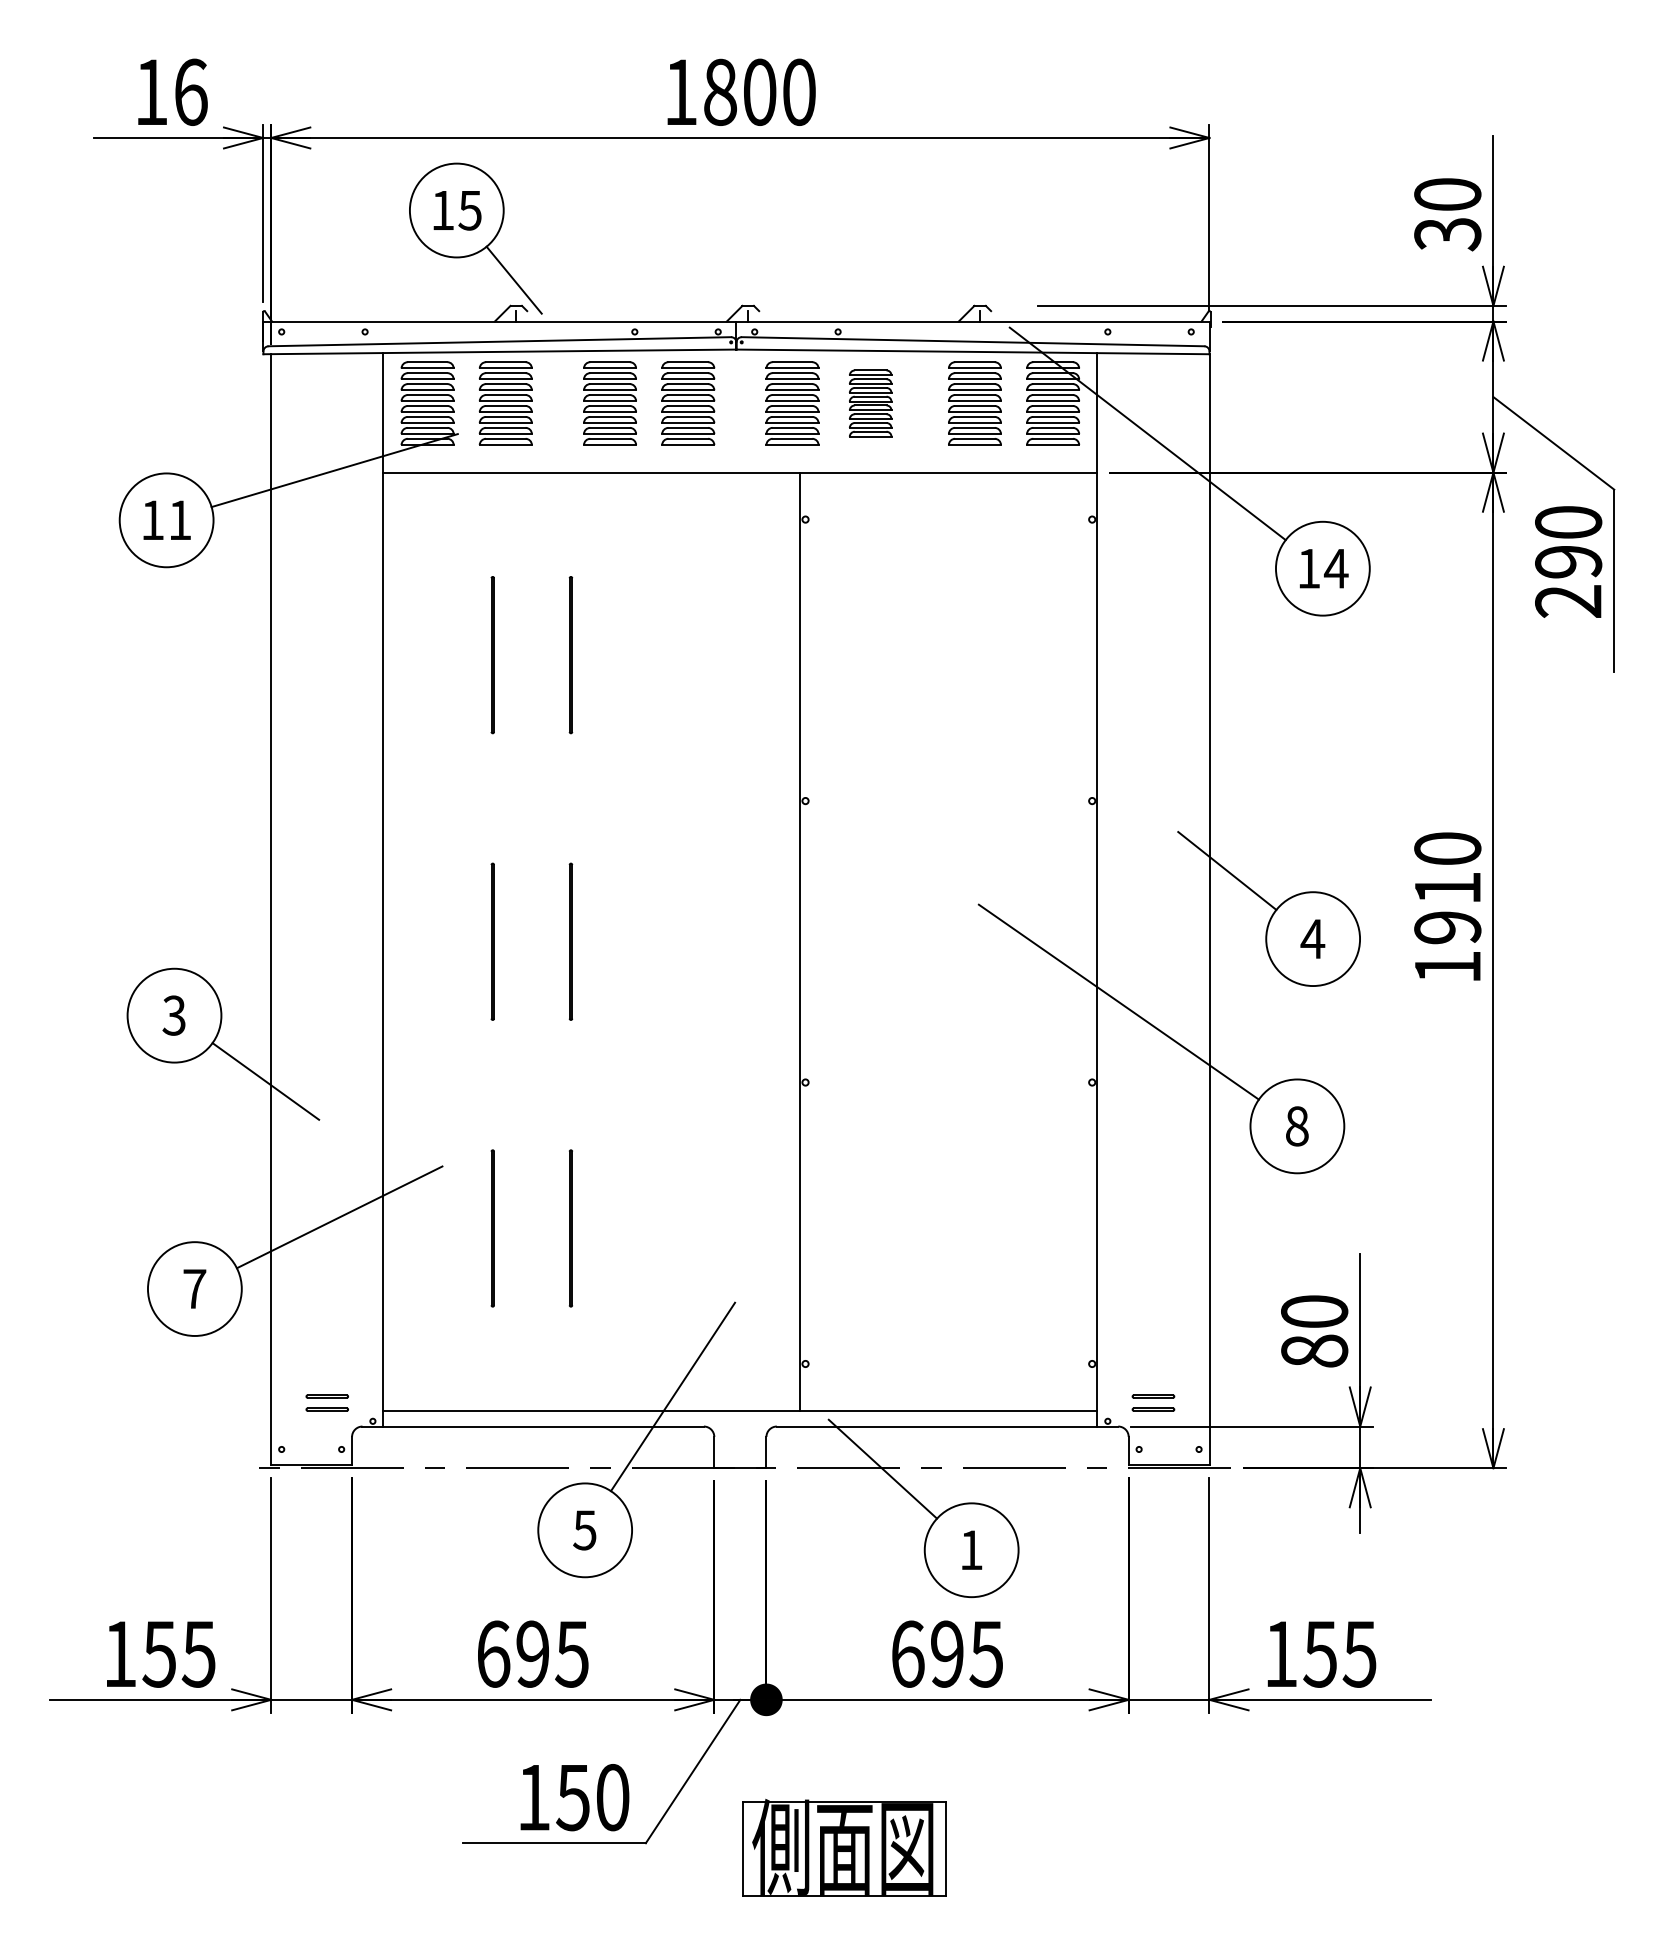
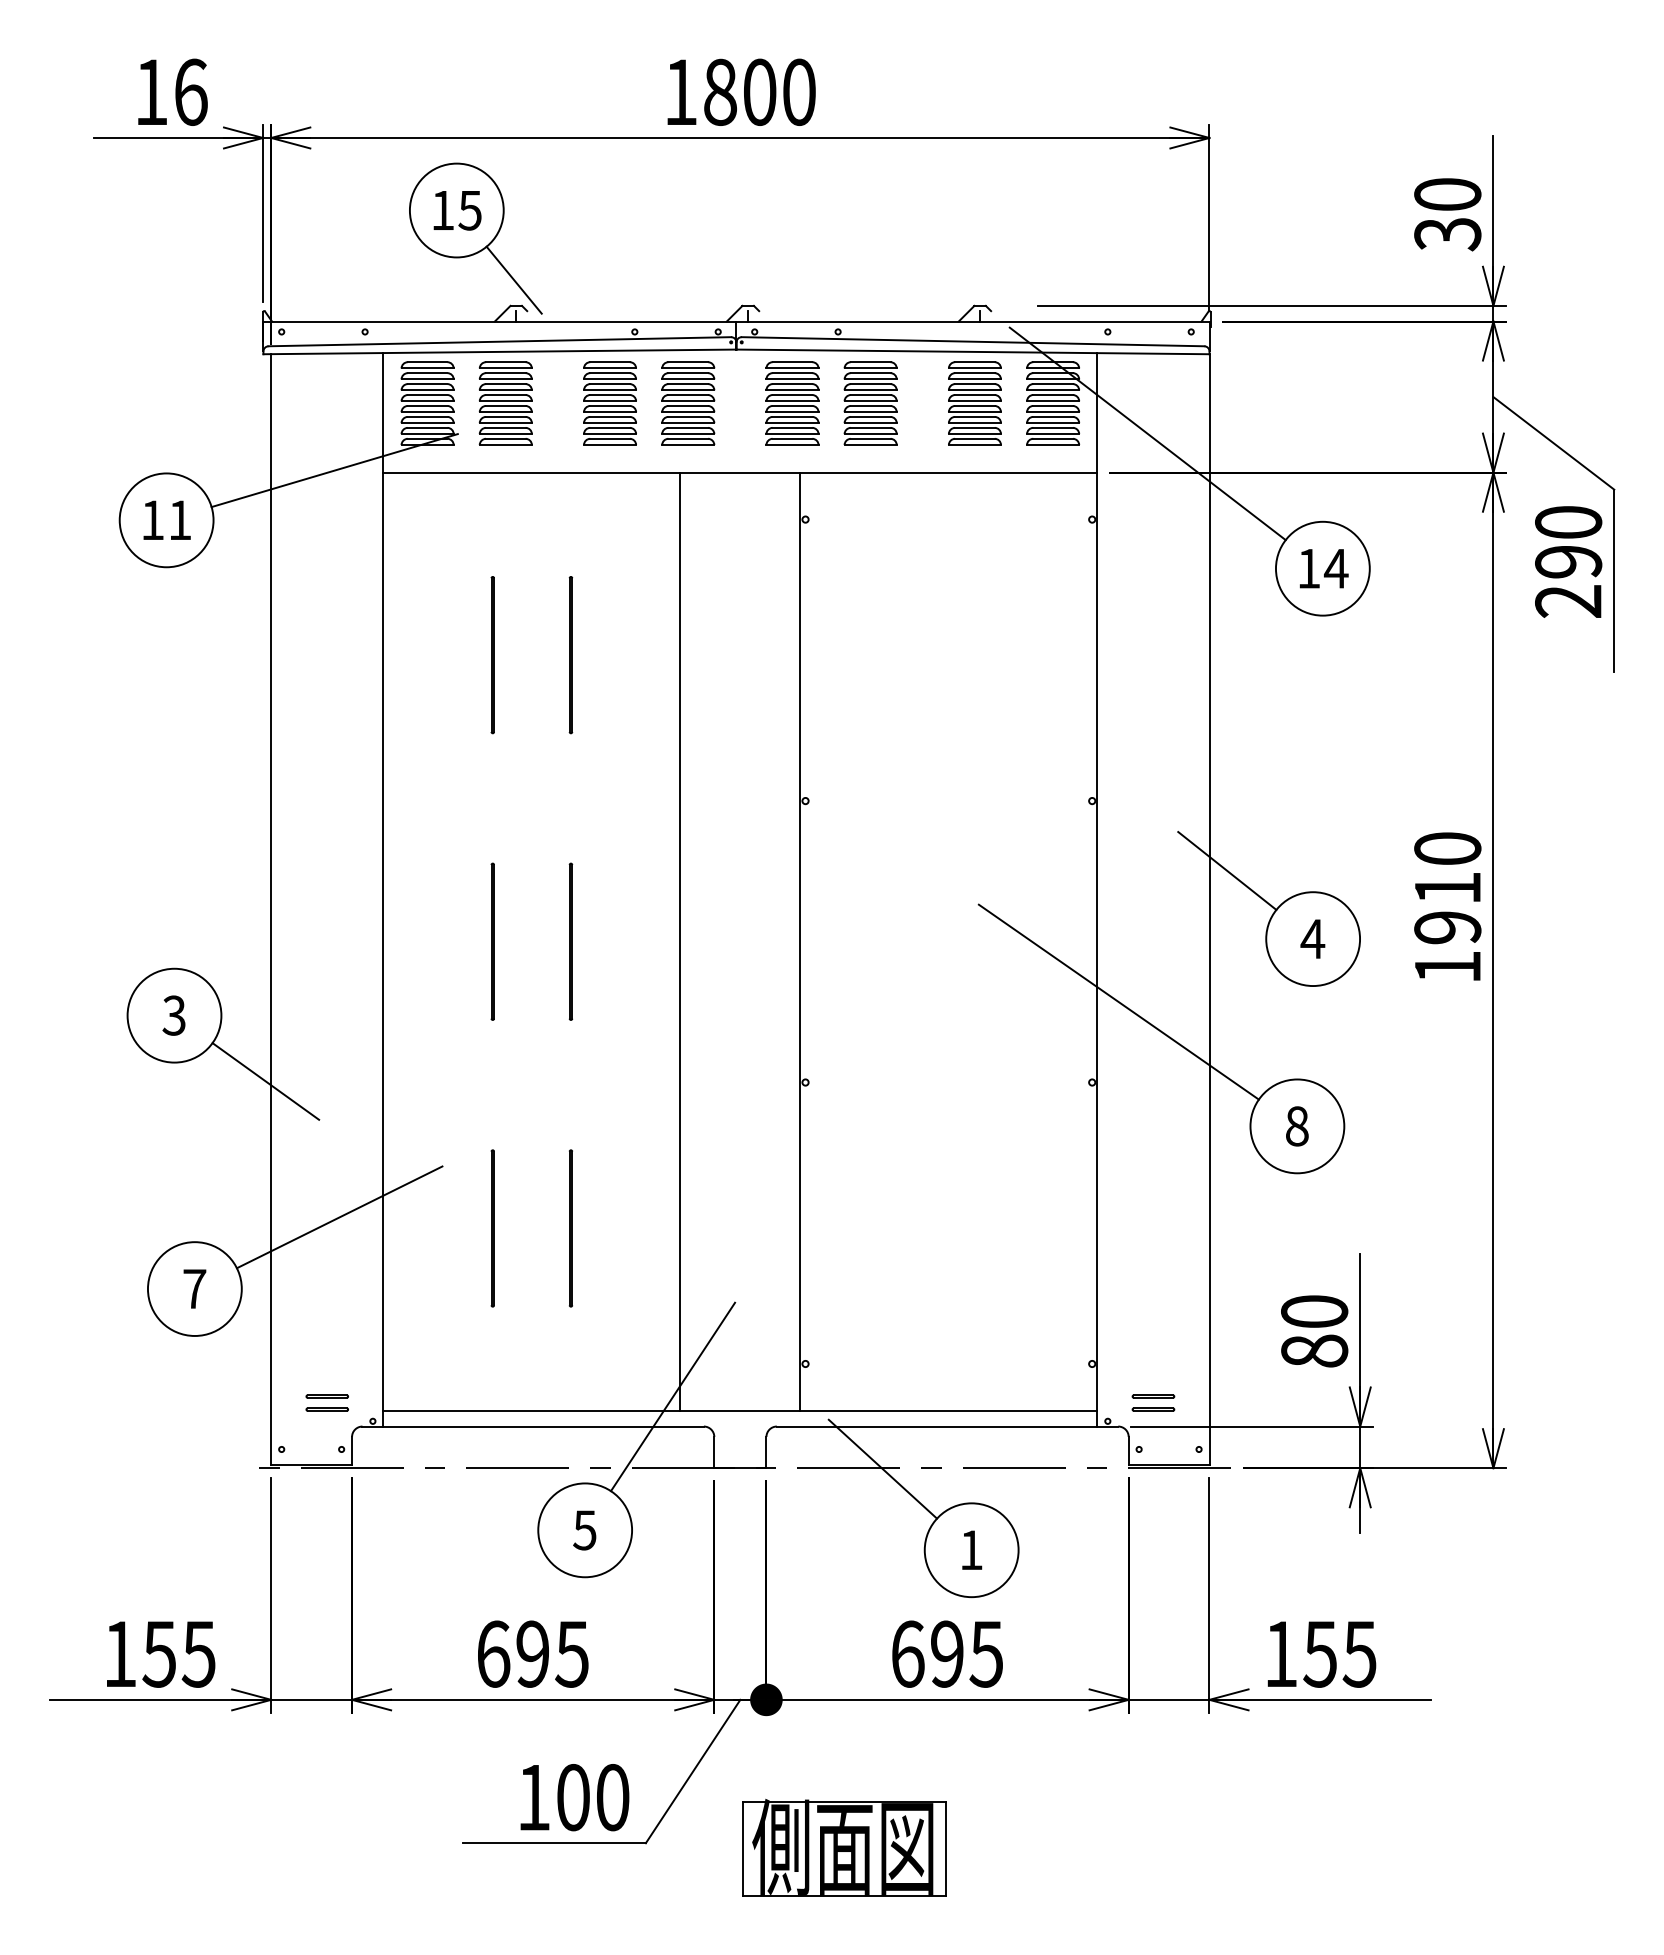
part size: 44x69 px -> 55x85 px (870, 403)
line: none -> present (680, 941)
text: 150 -> 100 (572, 1797)
